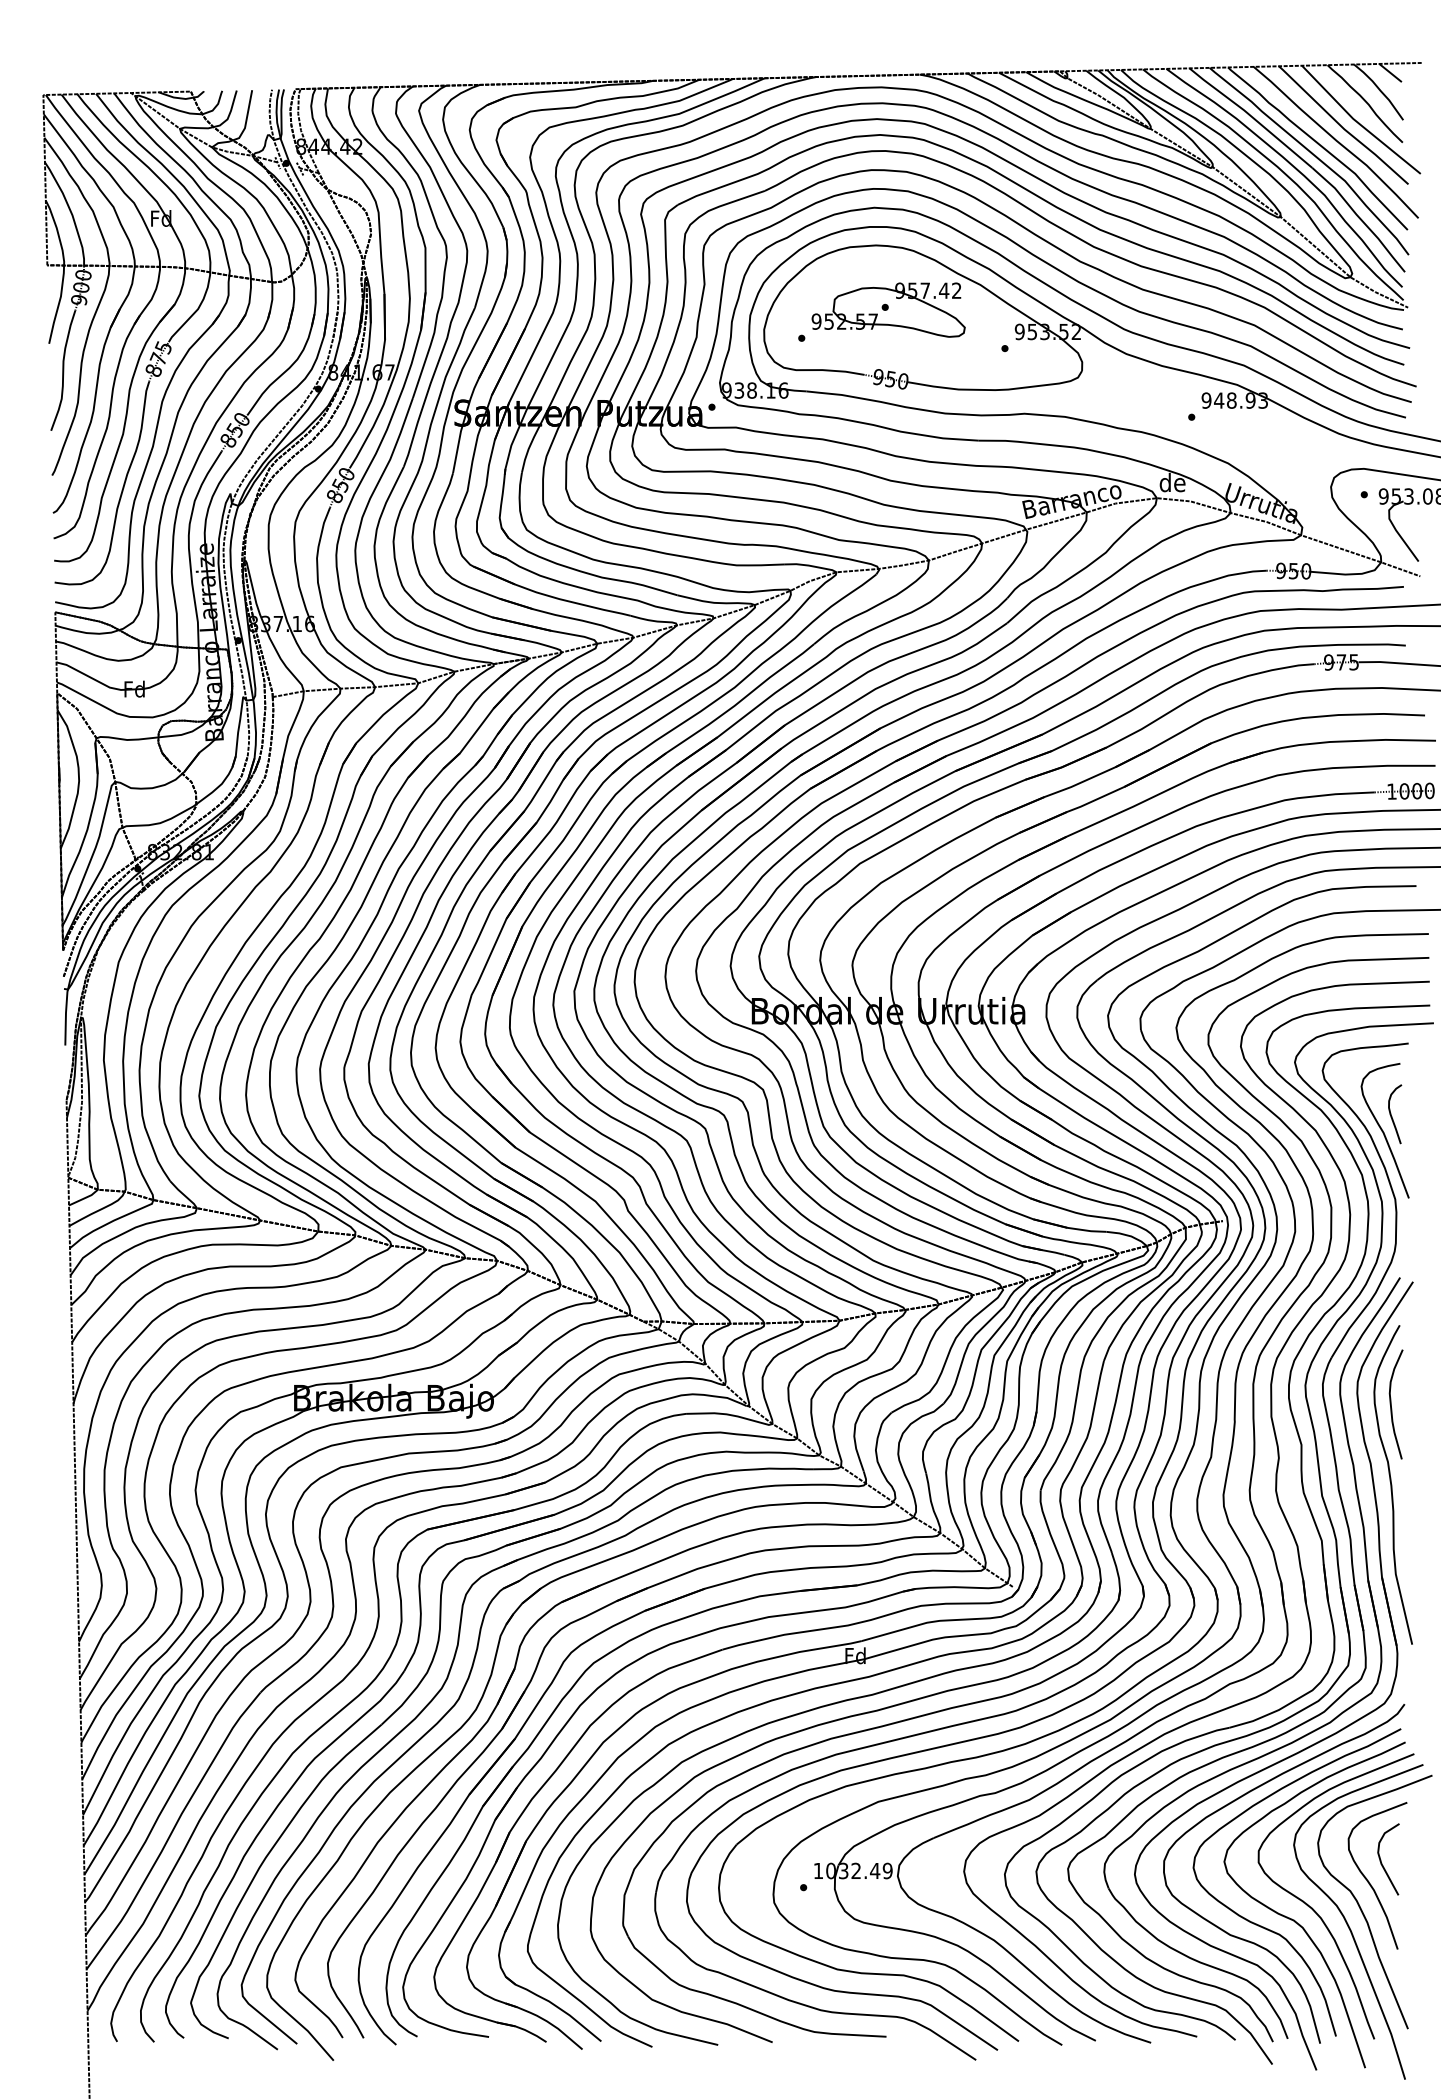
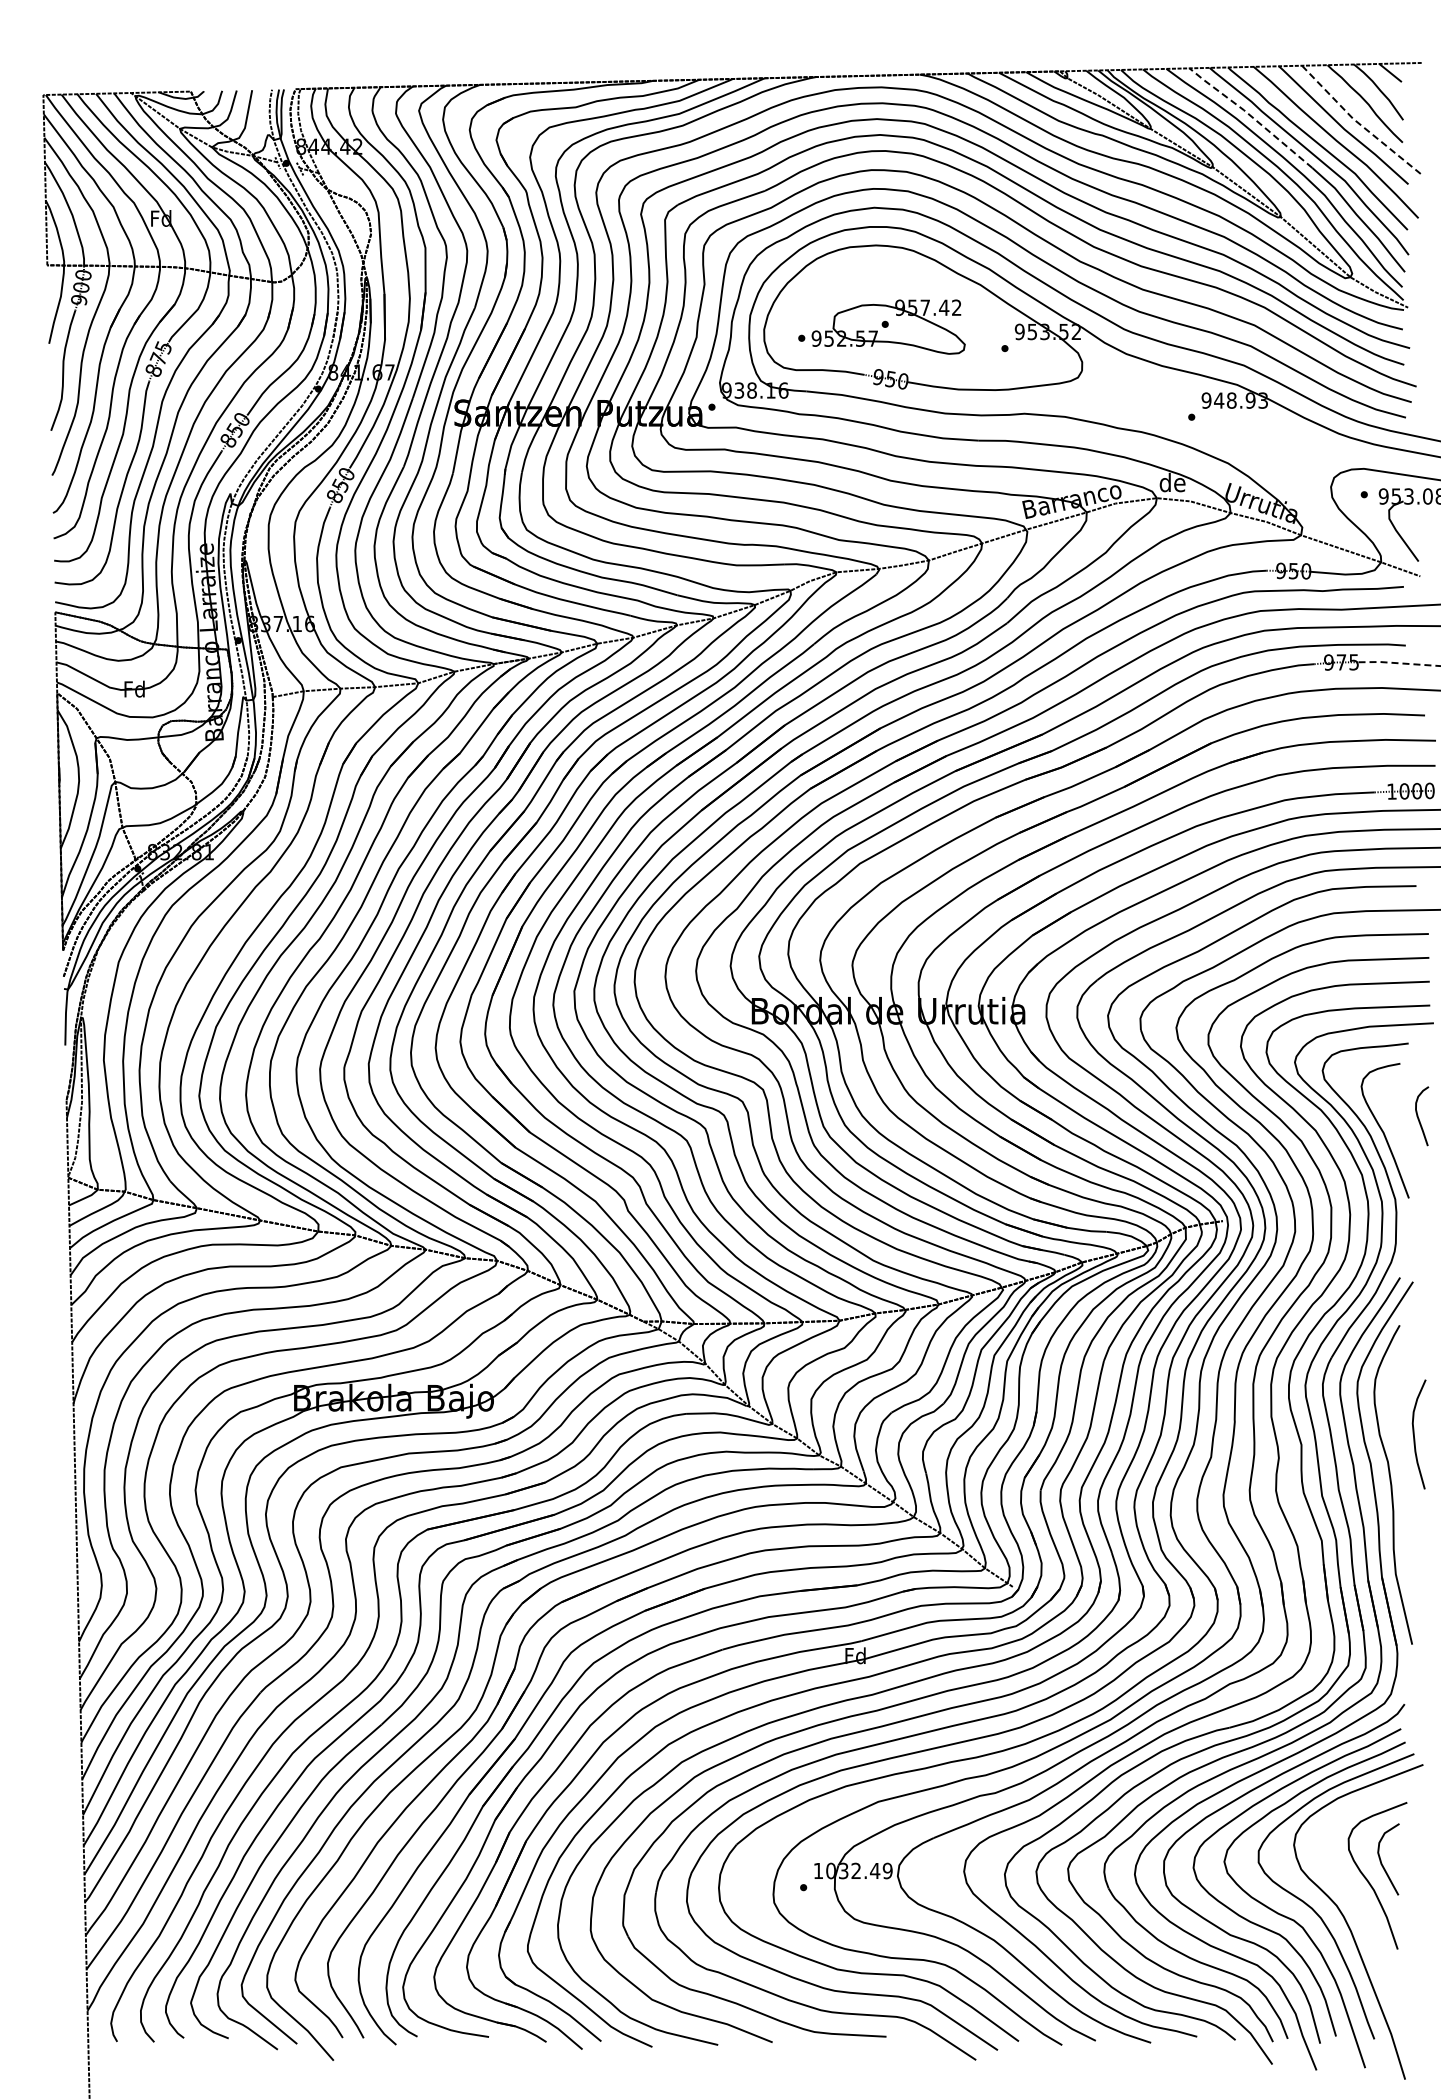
line: solid -> dashed (1250, 116)
line: solid -> dashed (1358, 123)
part position: (888, 309) -> (888, 326) (888, 326)
line: solid -> dashed (1399, 663)
curve position: (1392, 1116) -> (1419, 1118) (1419, 1118)
curve position: (1391, 1404) -> (1414, 1434) (1414, 1434)
curve: present -> none (1360, 1905)
